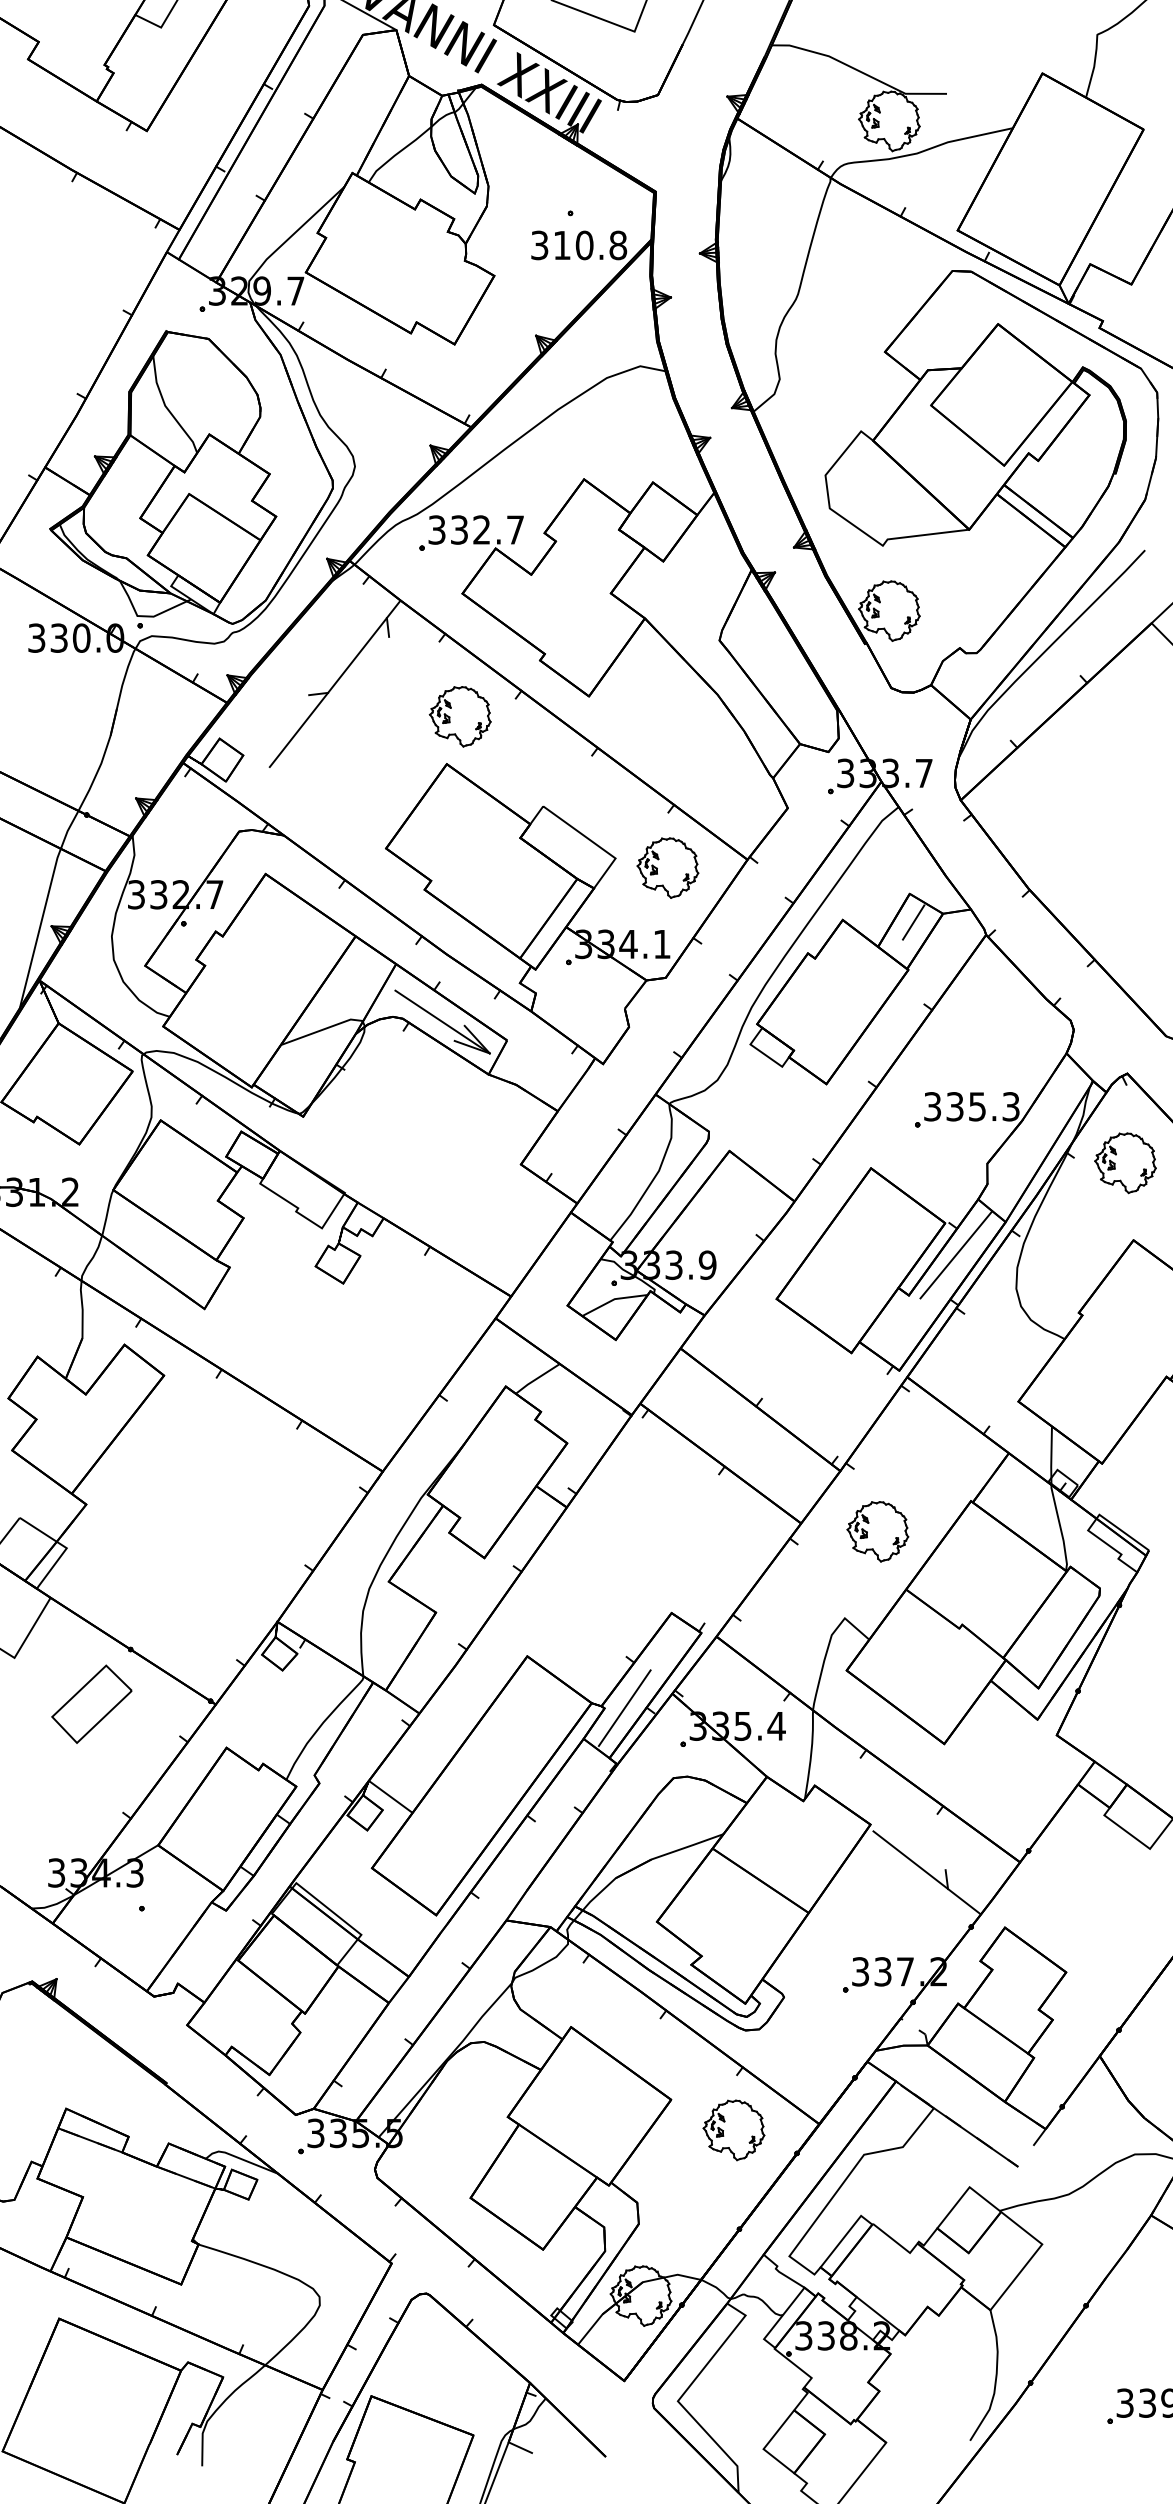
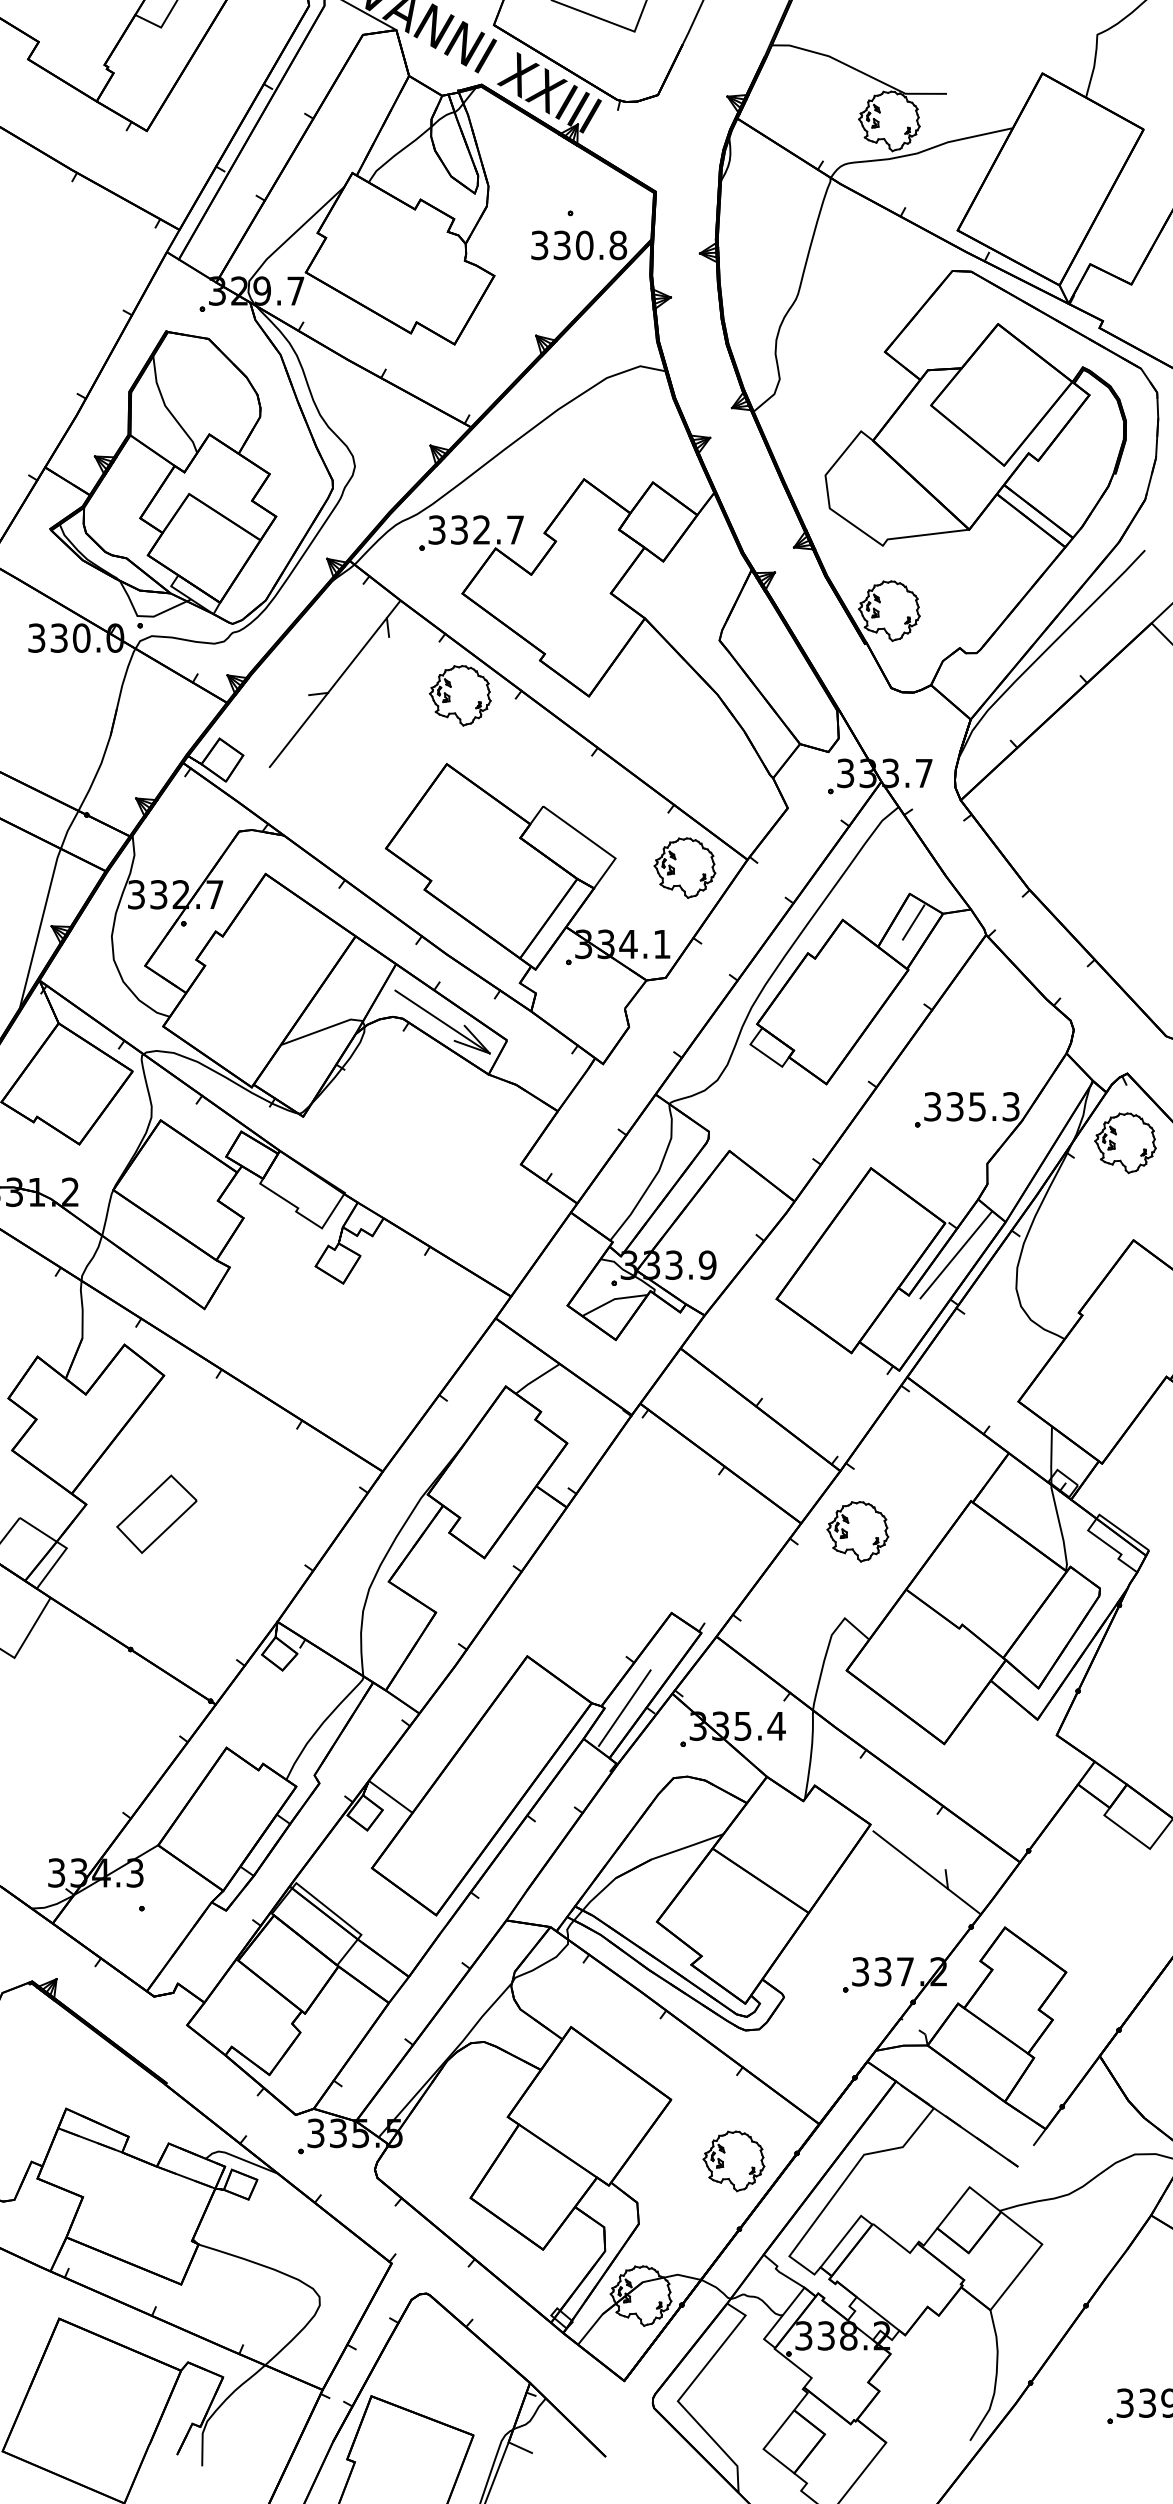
text: 310.8 -> 330.8 (561, 245)
part position: (459, 716) -> (459, 695) (459, 695)
part position: (667, 867) -> (684, 867) (684, 867)
part position: (1125, 1163) -> (1125, 1143) (1125, 1143)
part position: (877, 1531) -> (857, 1531) (857, 1531)
part position: (91, 1703) -> (156, 1513) (156, 1513)
part position: (733, 2130) -> (733, 2161) (733, 2161)
